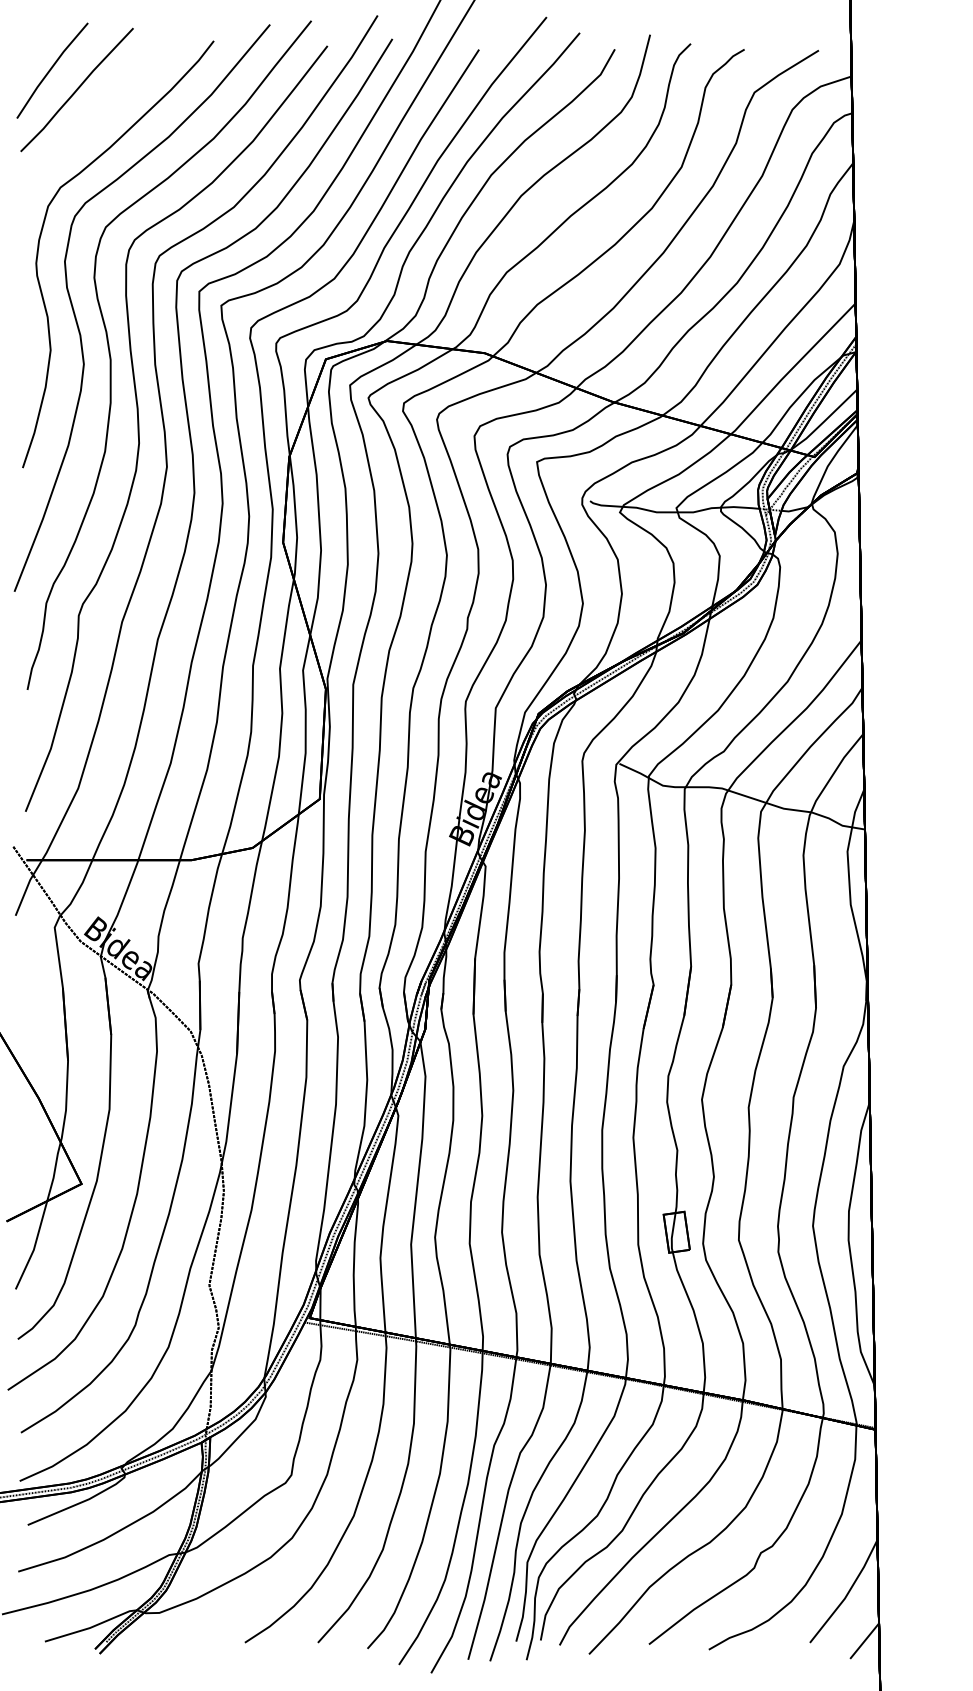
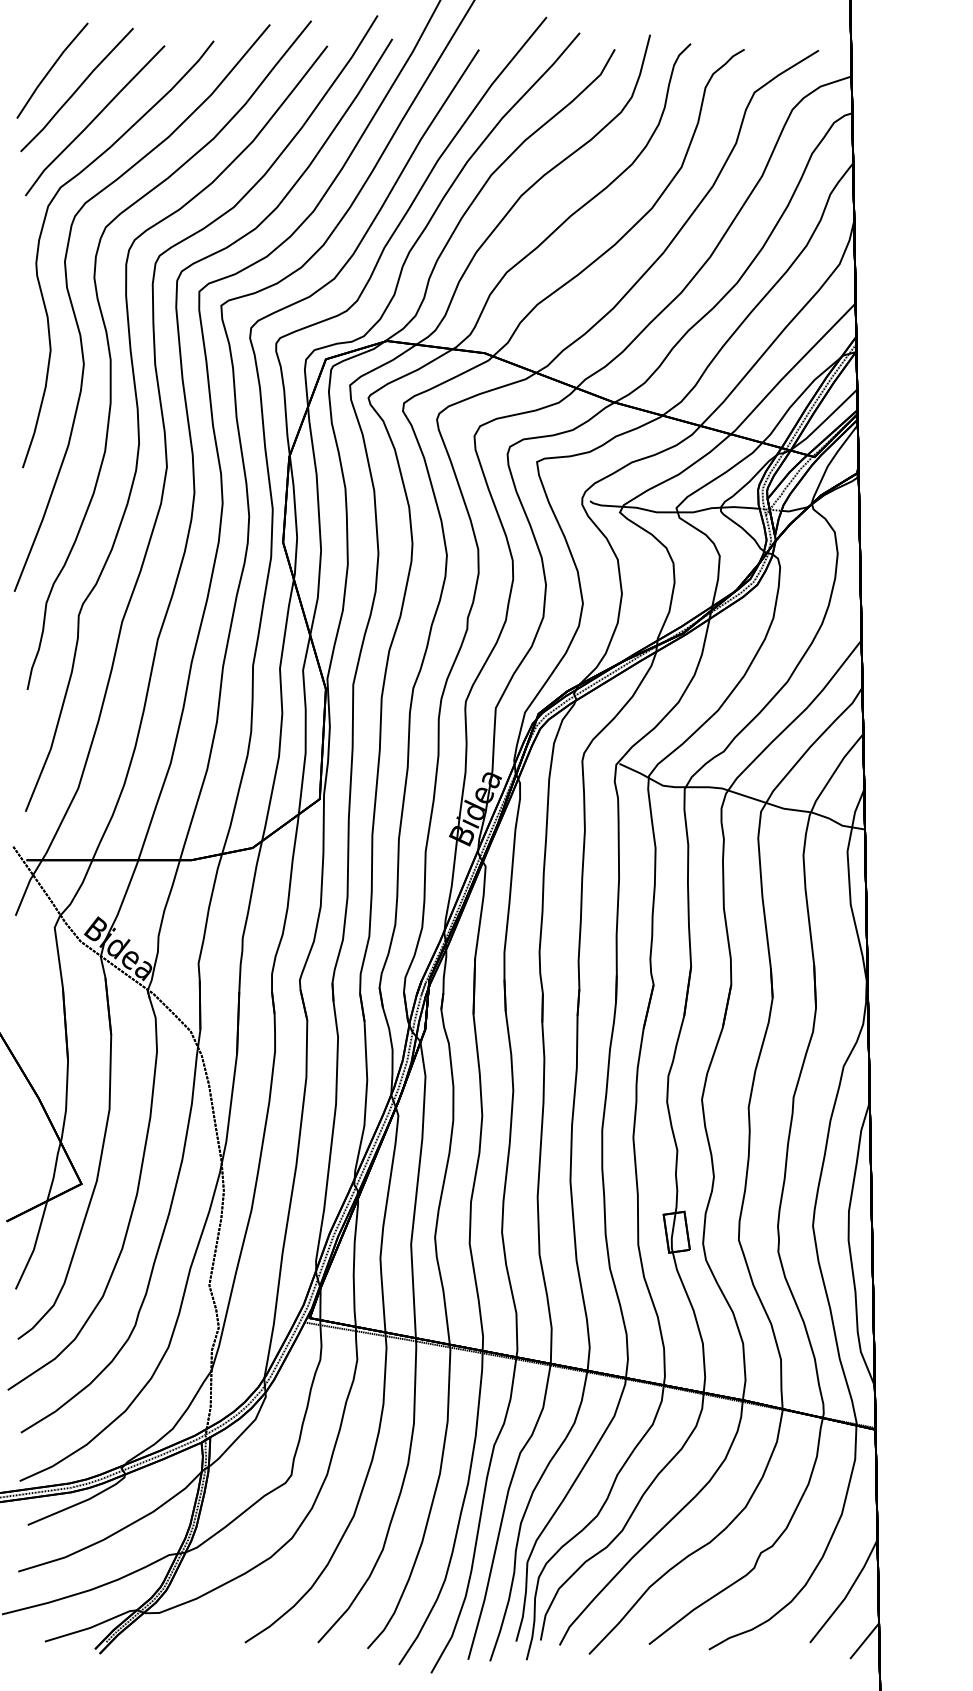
part: none -> present (95, 120)
